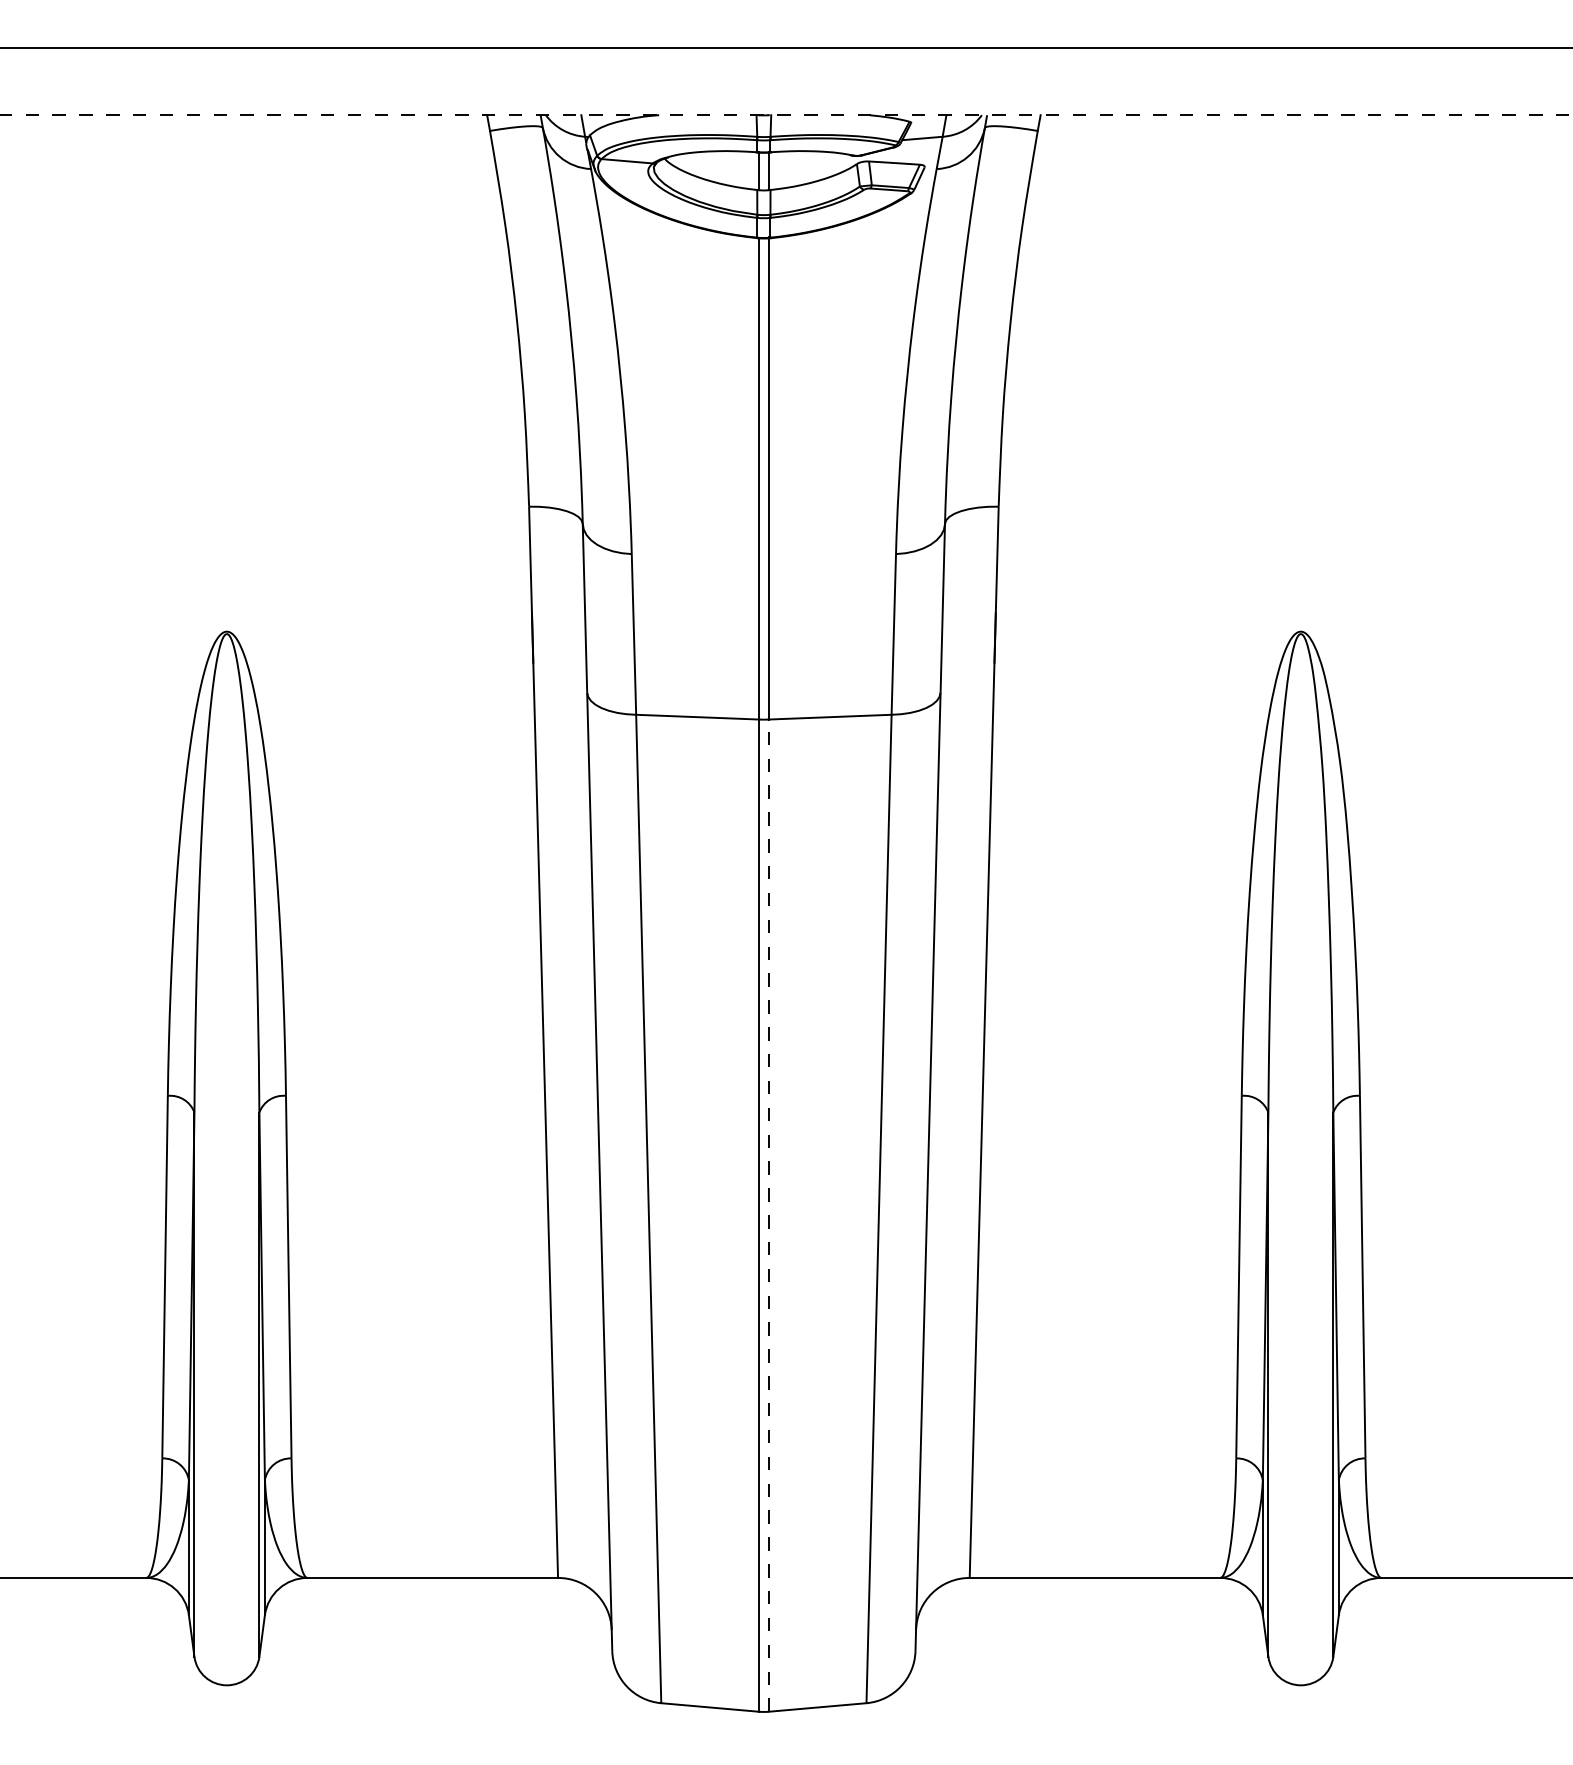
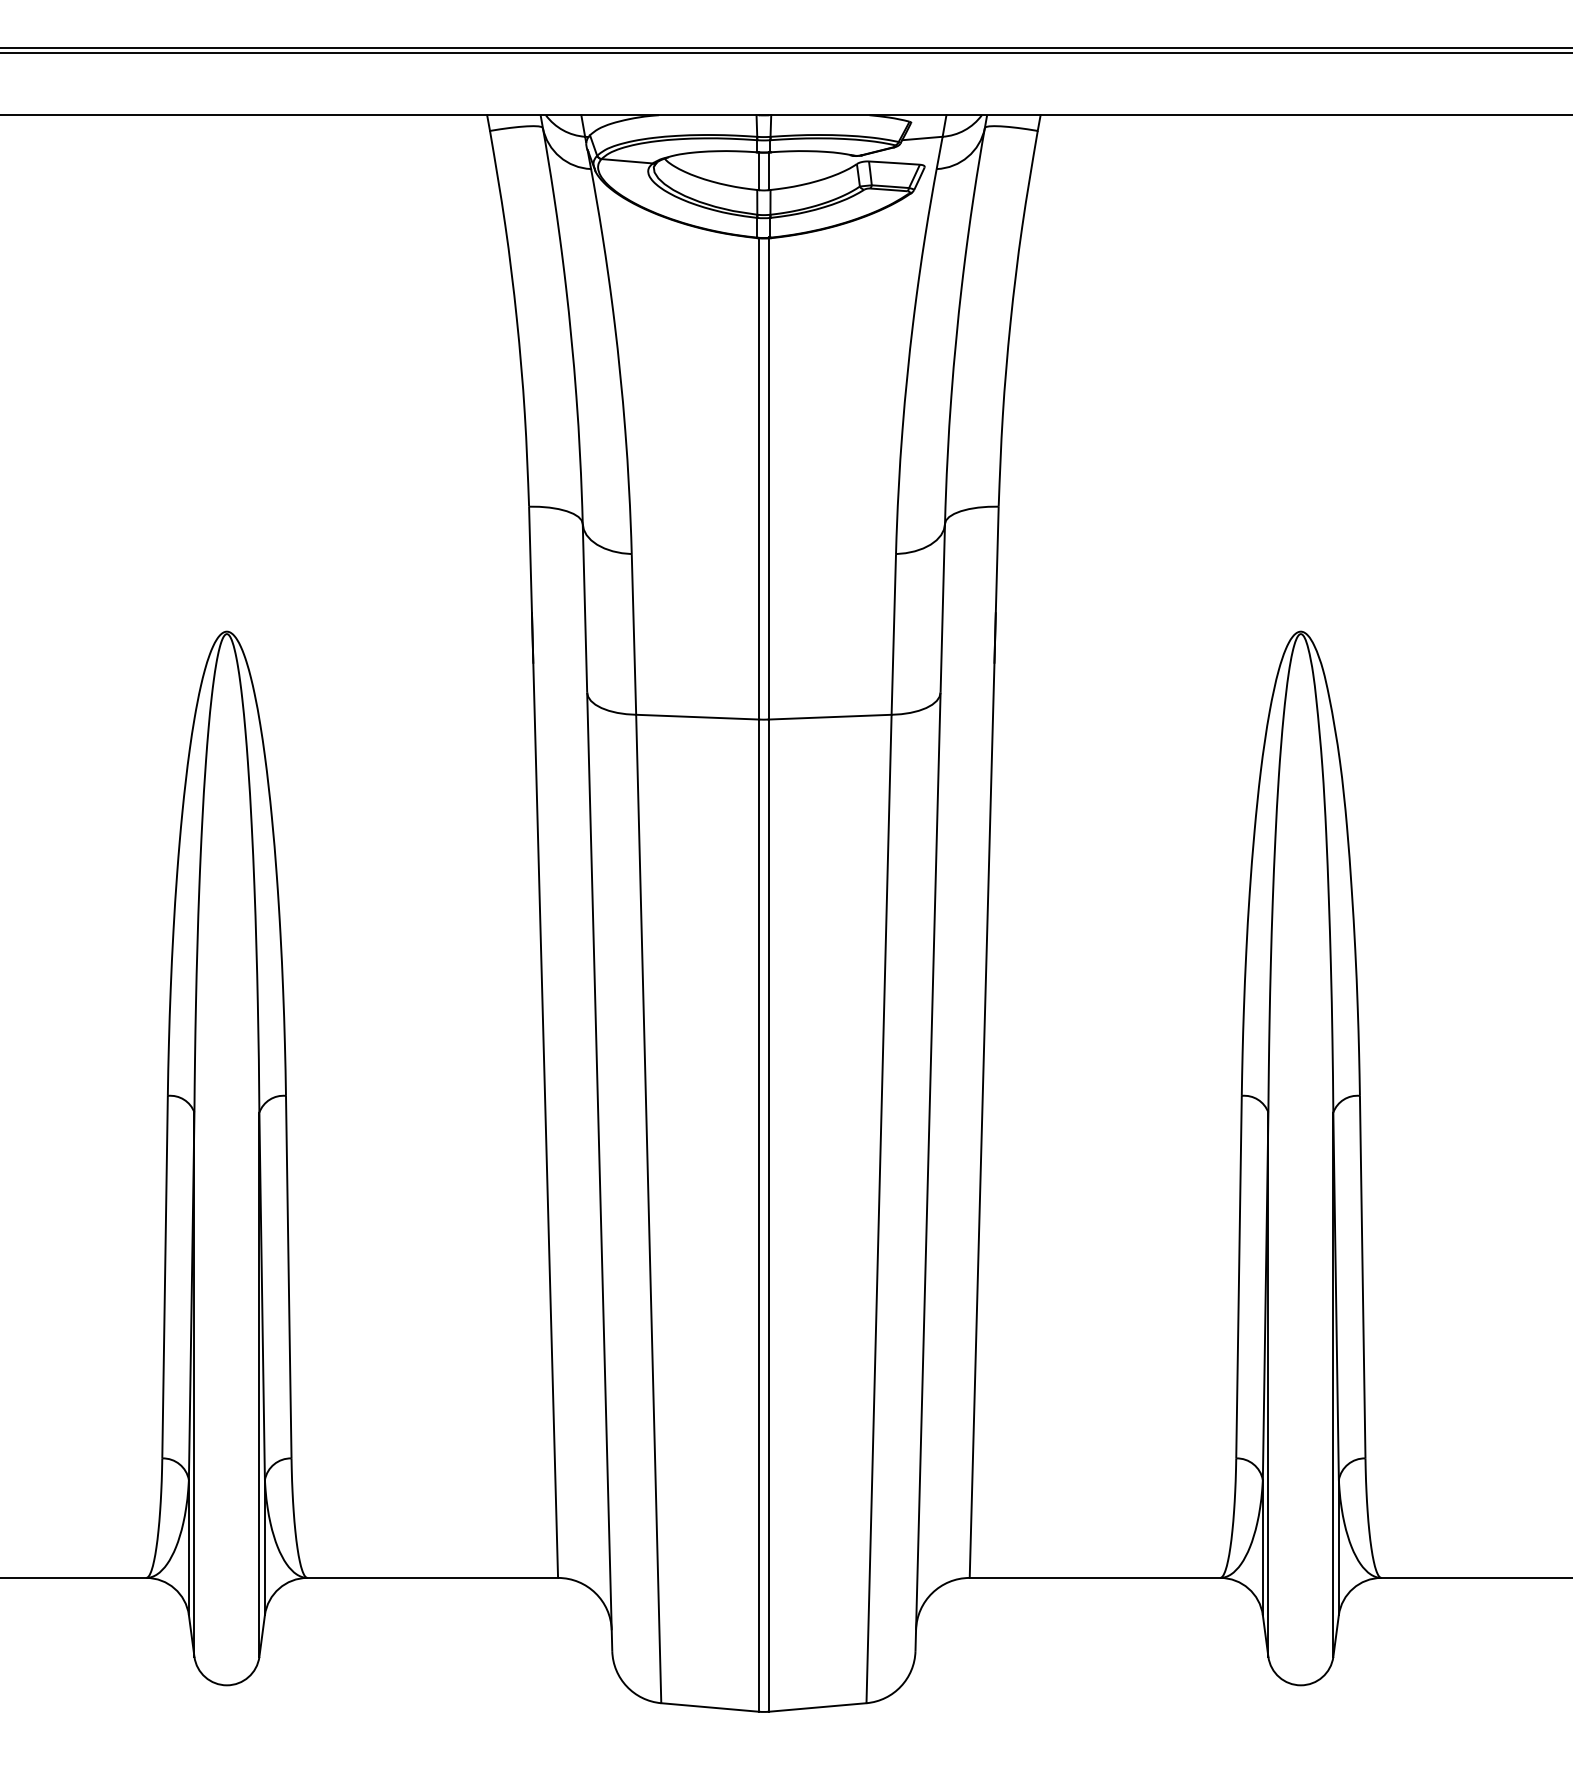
line: none -> present (785, 52)
line: dashed -> solid (786, 115)
line: dashed -> solid (768, 1215)
